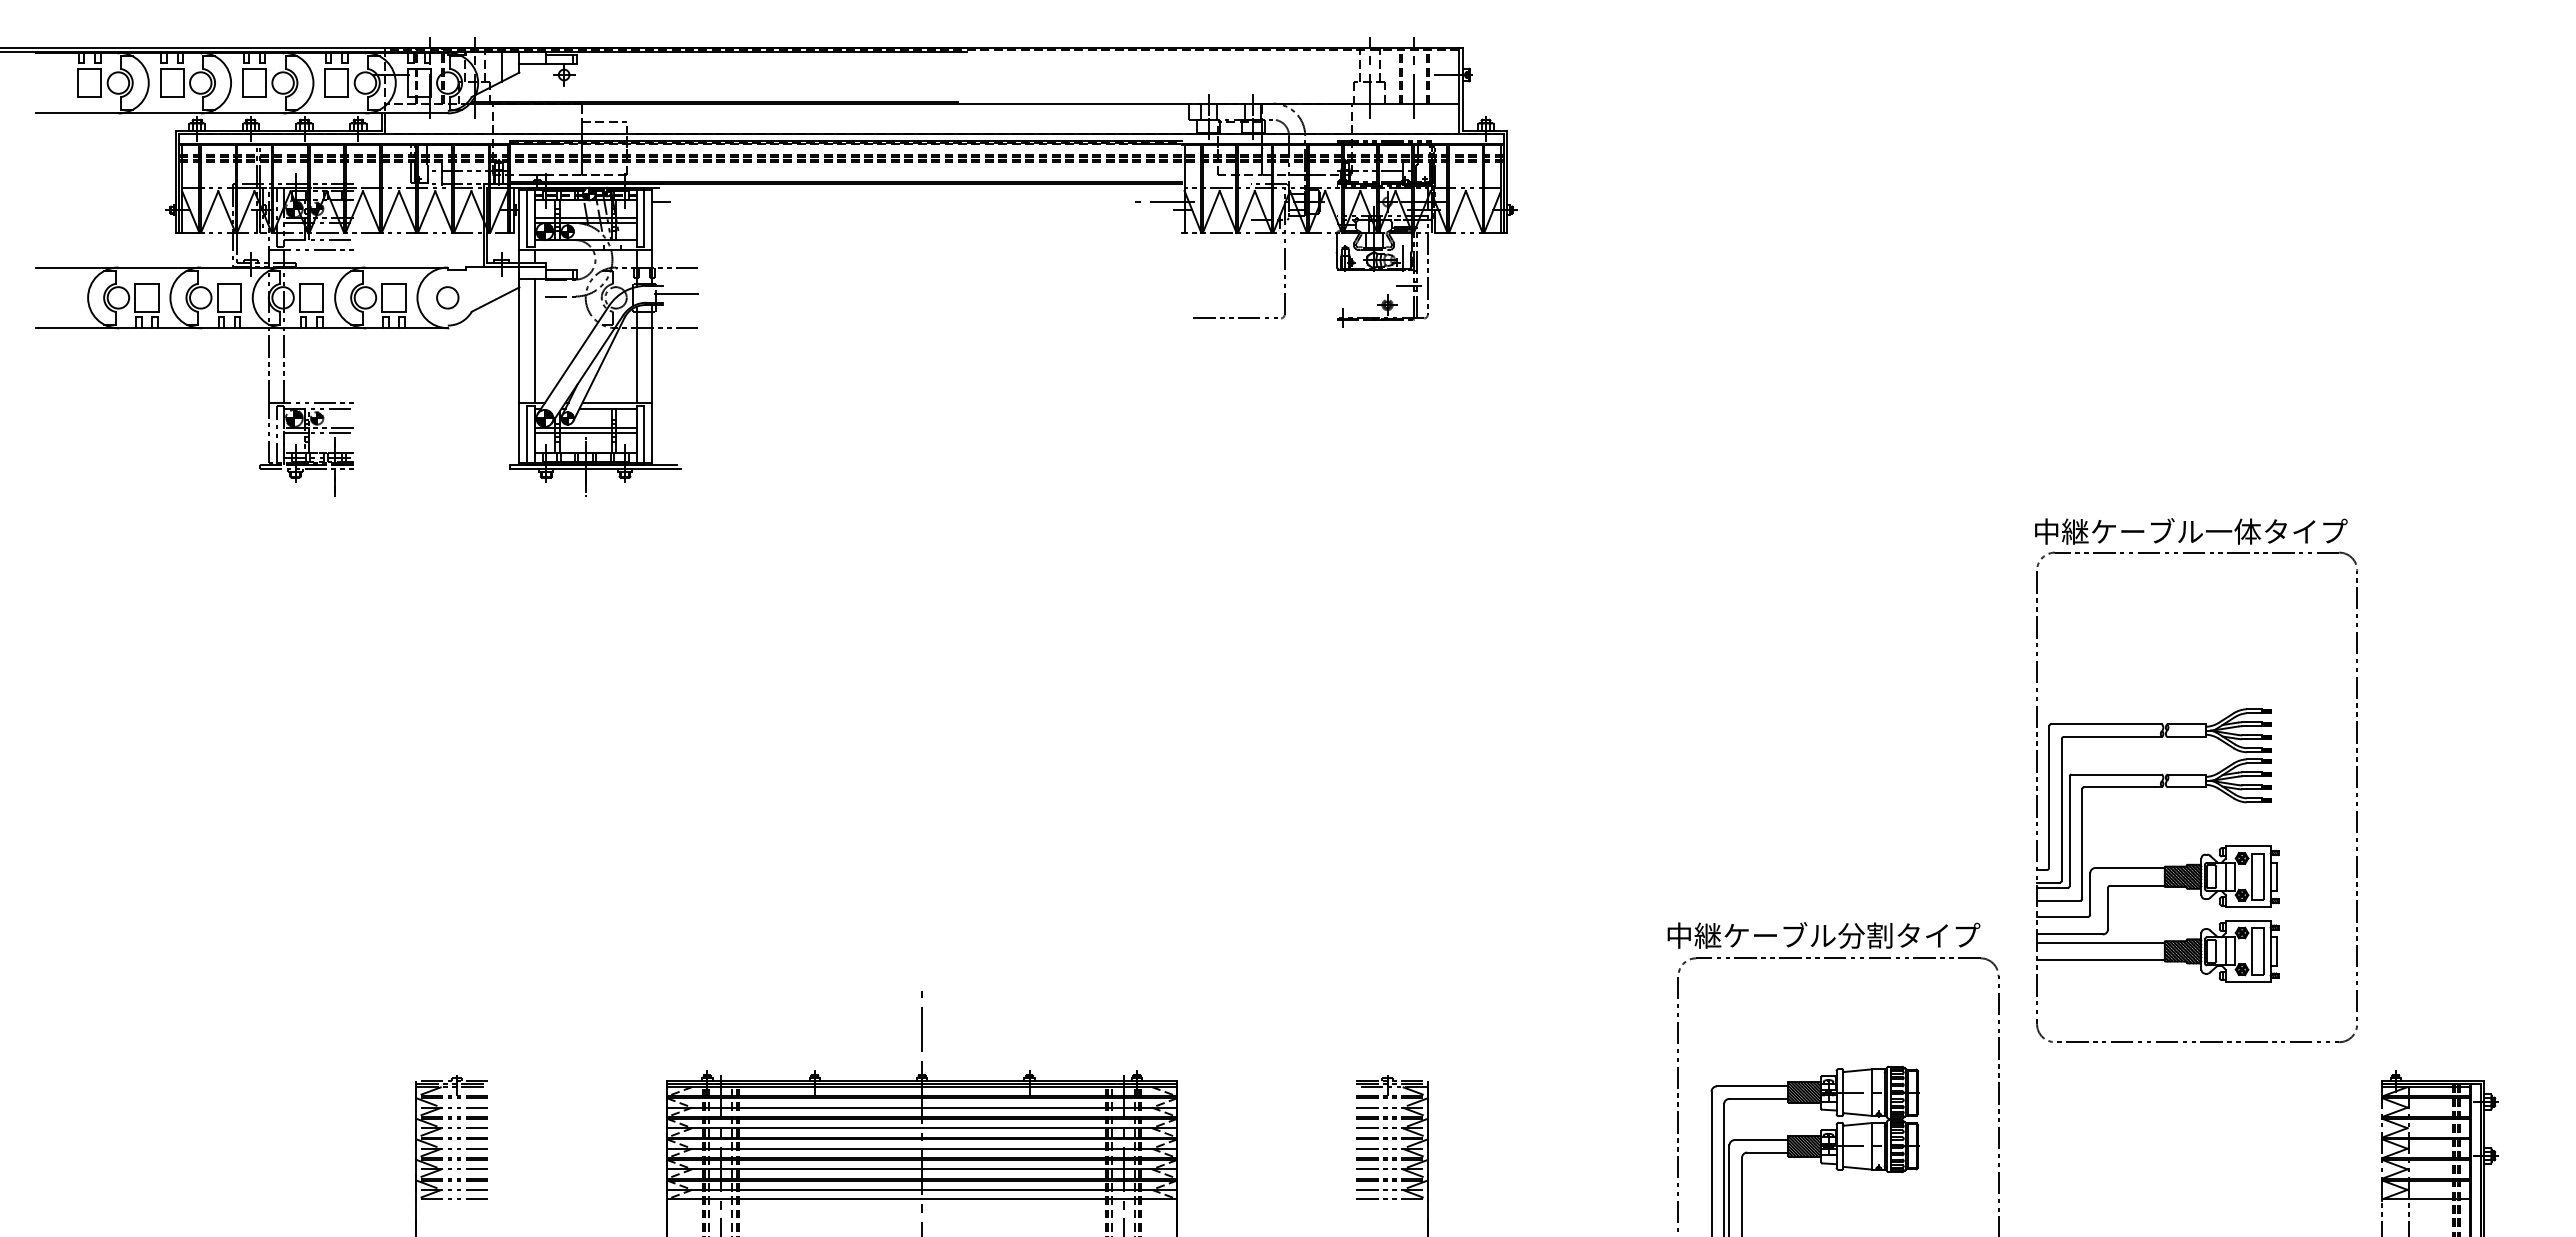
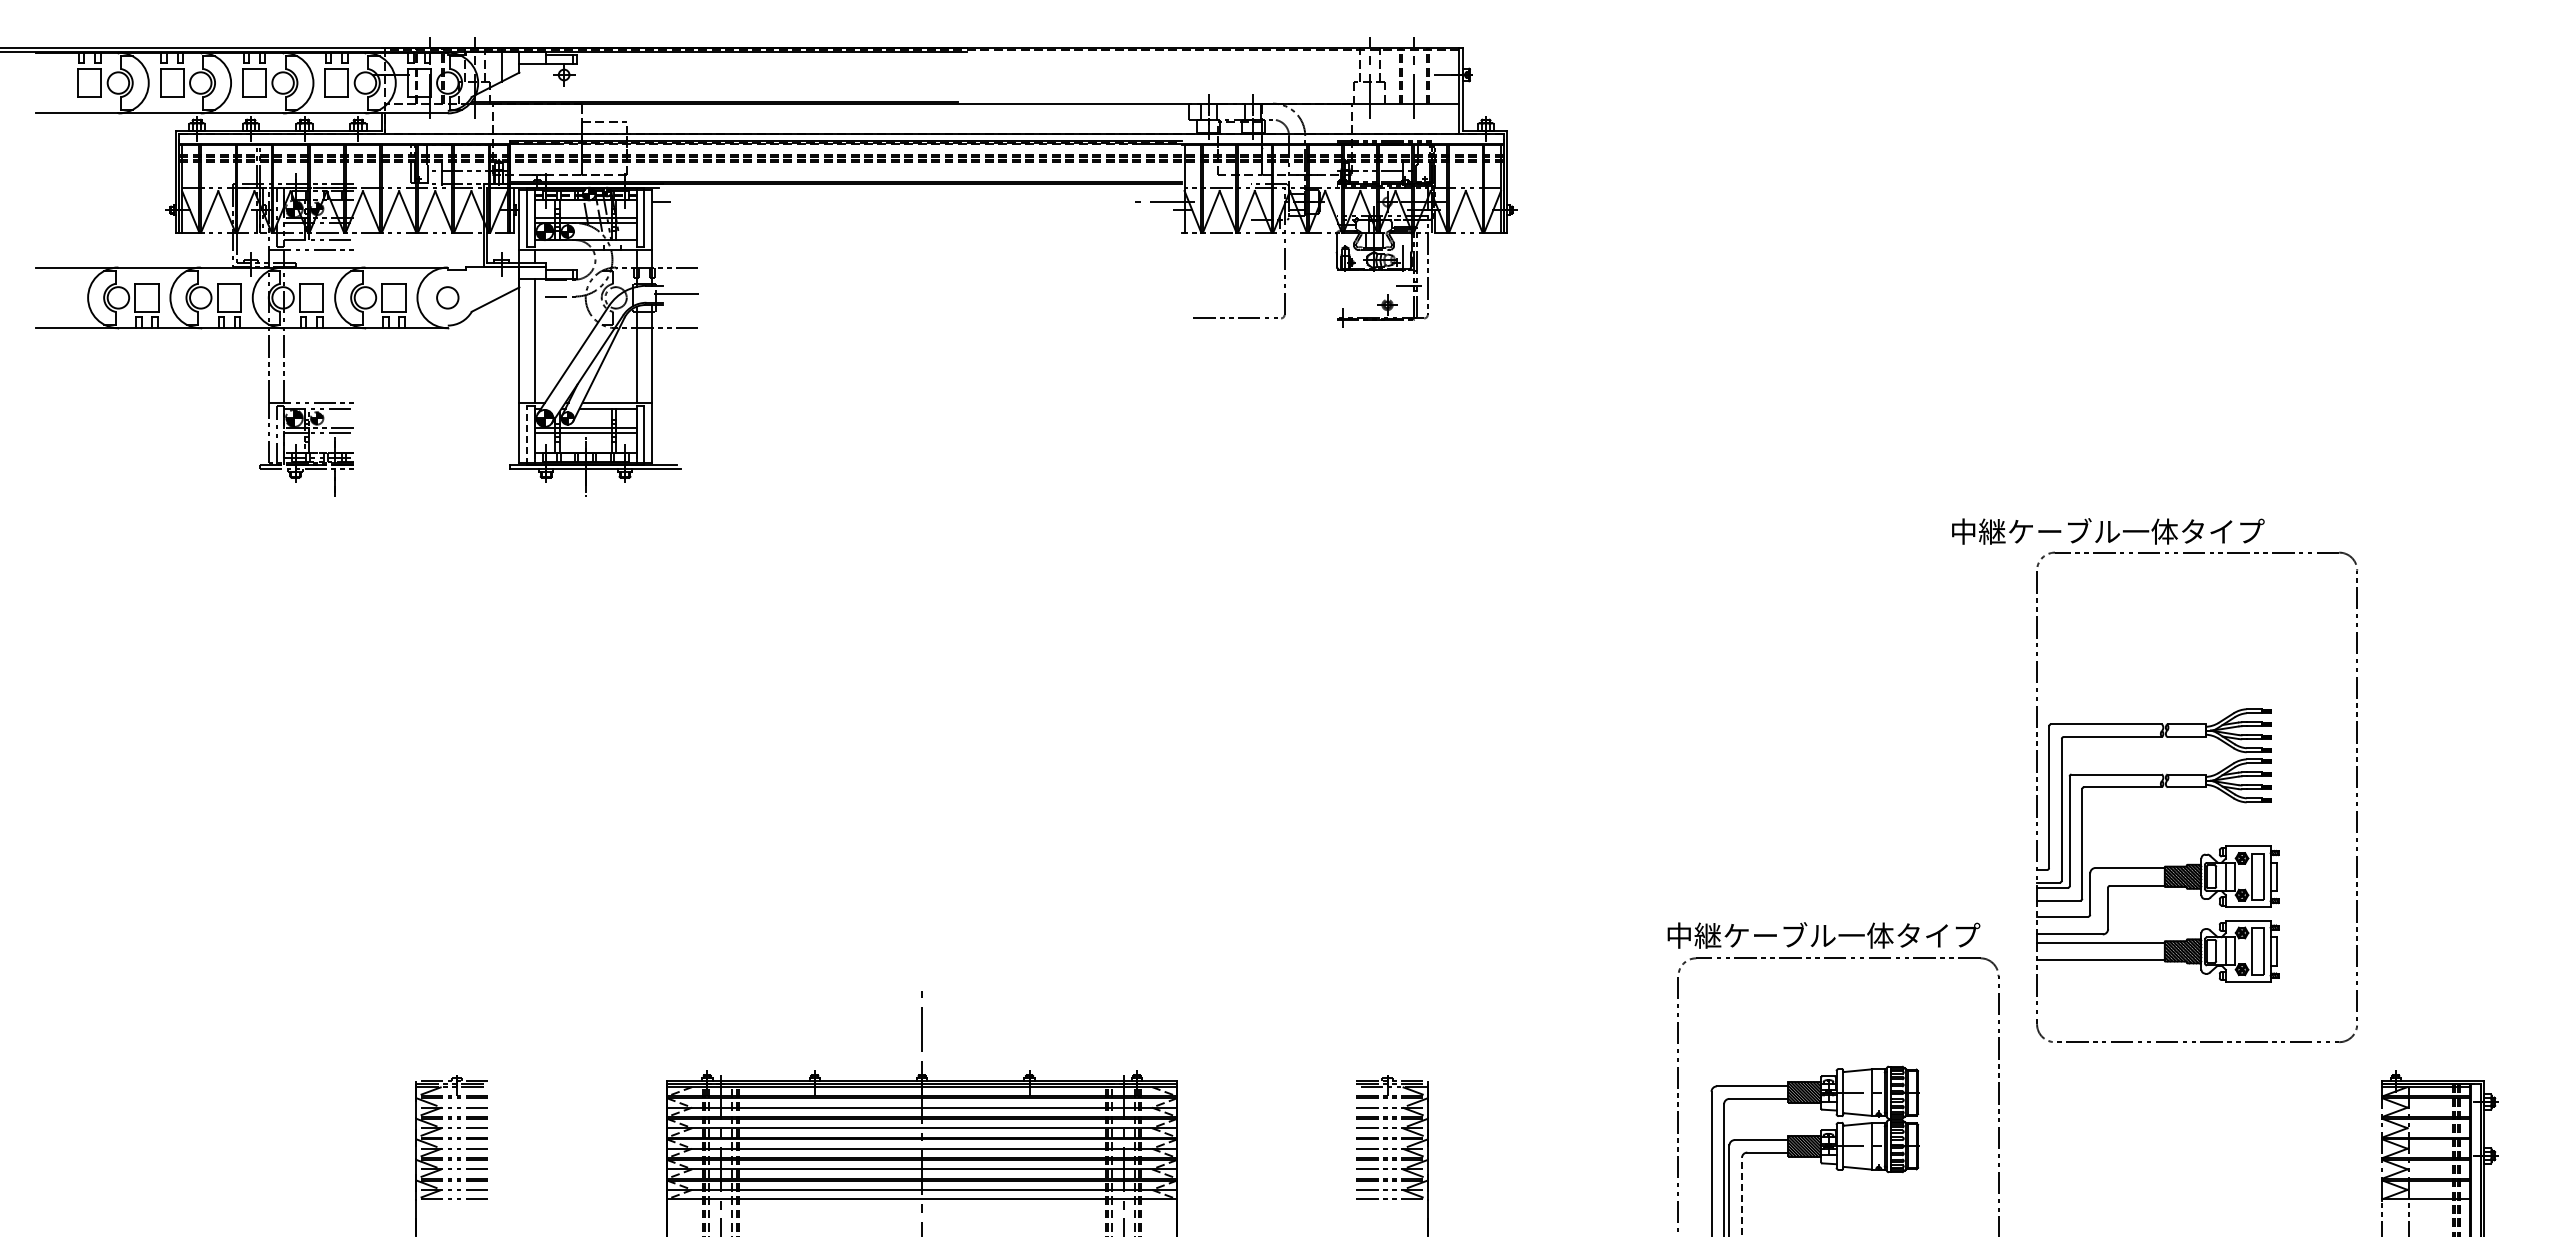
line: solid -> dashed (527, 435)
text position: (2191, 531) -> (2108, 531) (2108, 531)
text: 中継ケーブル分割タイプ -> 中継ケーブル一体タイプ (1865, 935)
line: solid -> dashed (1741, 1196)
